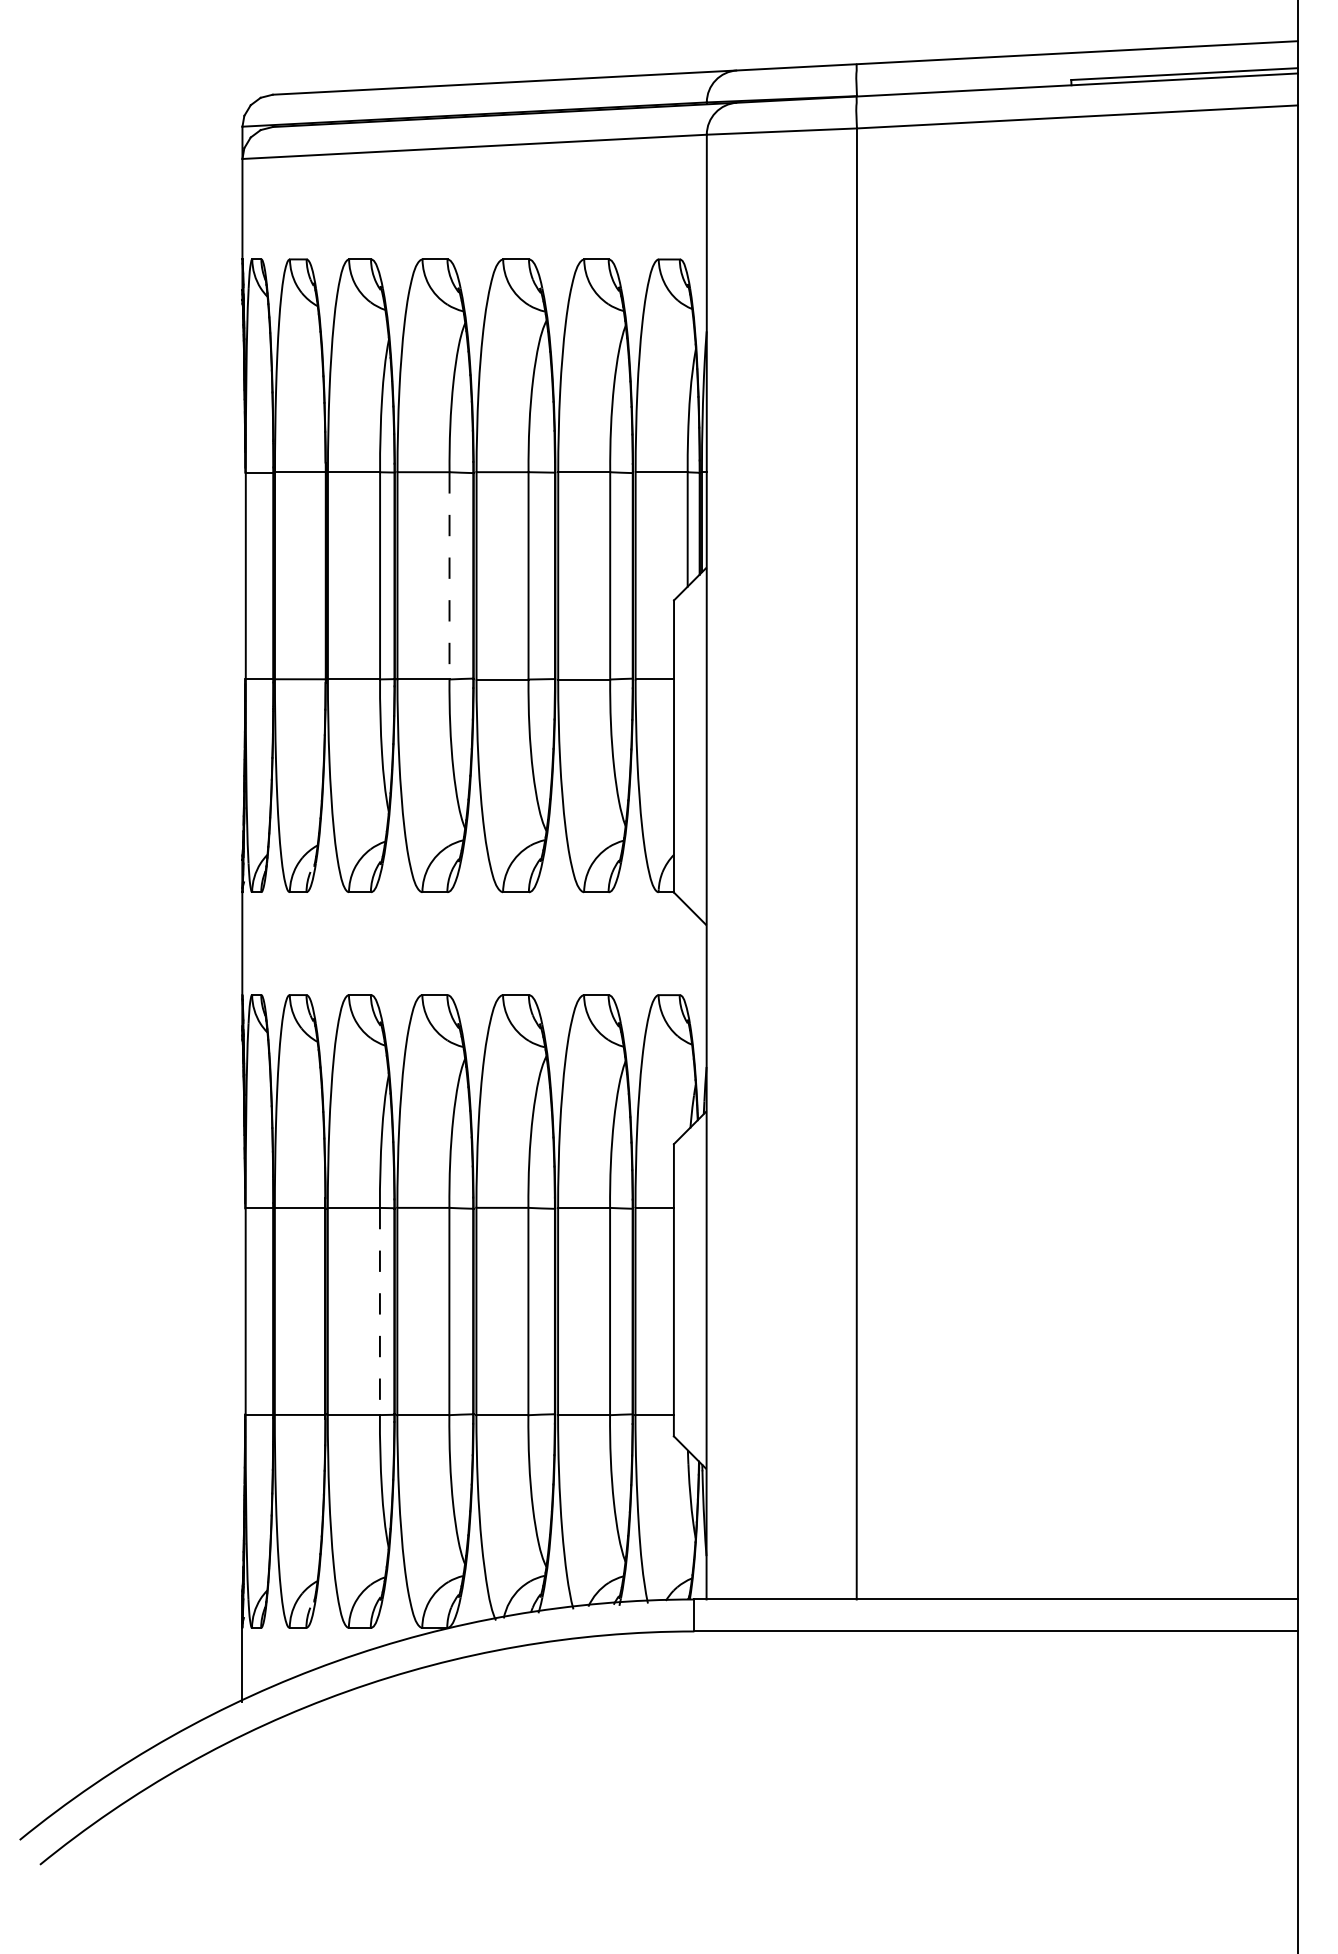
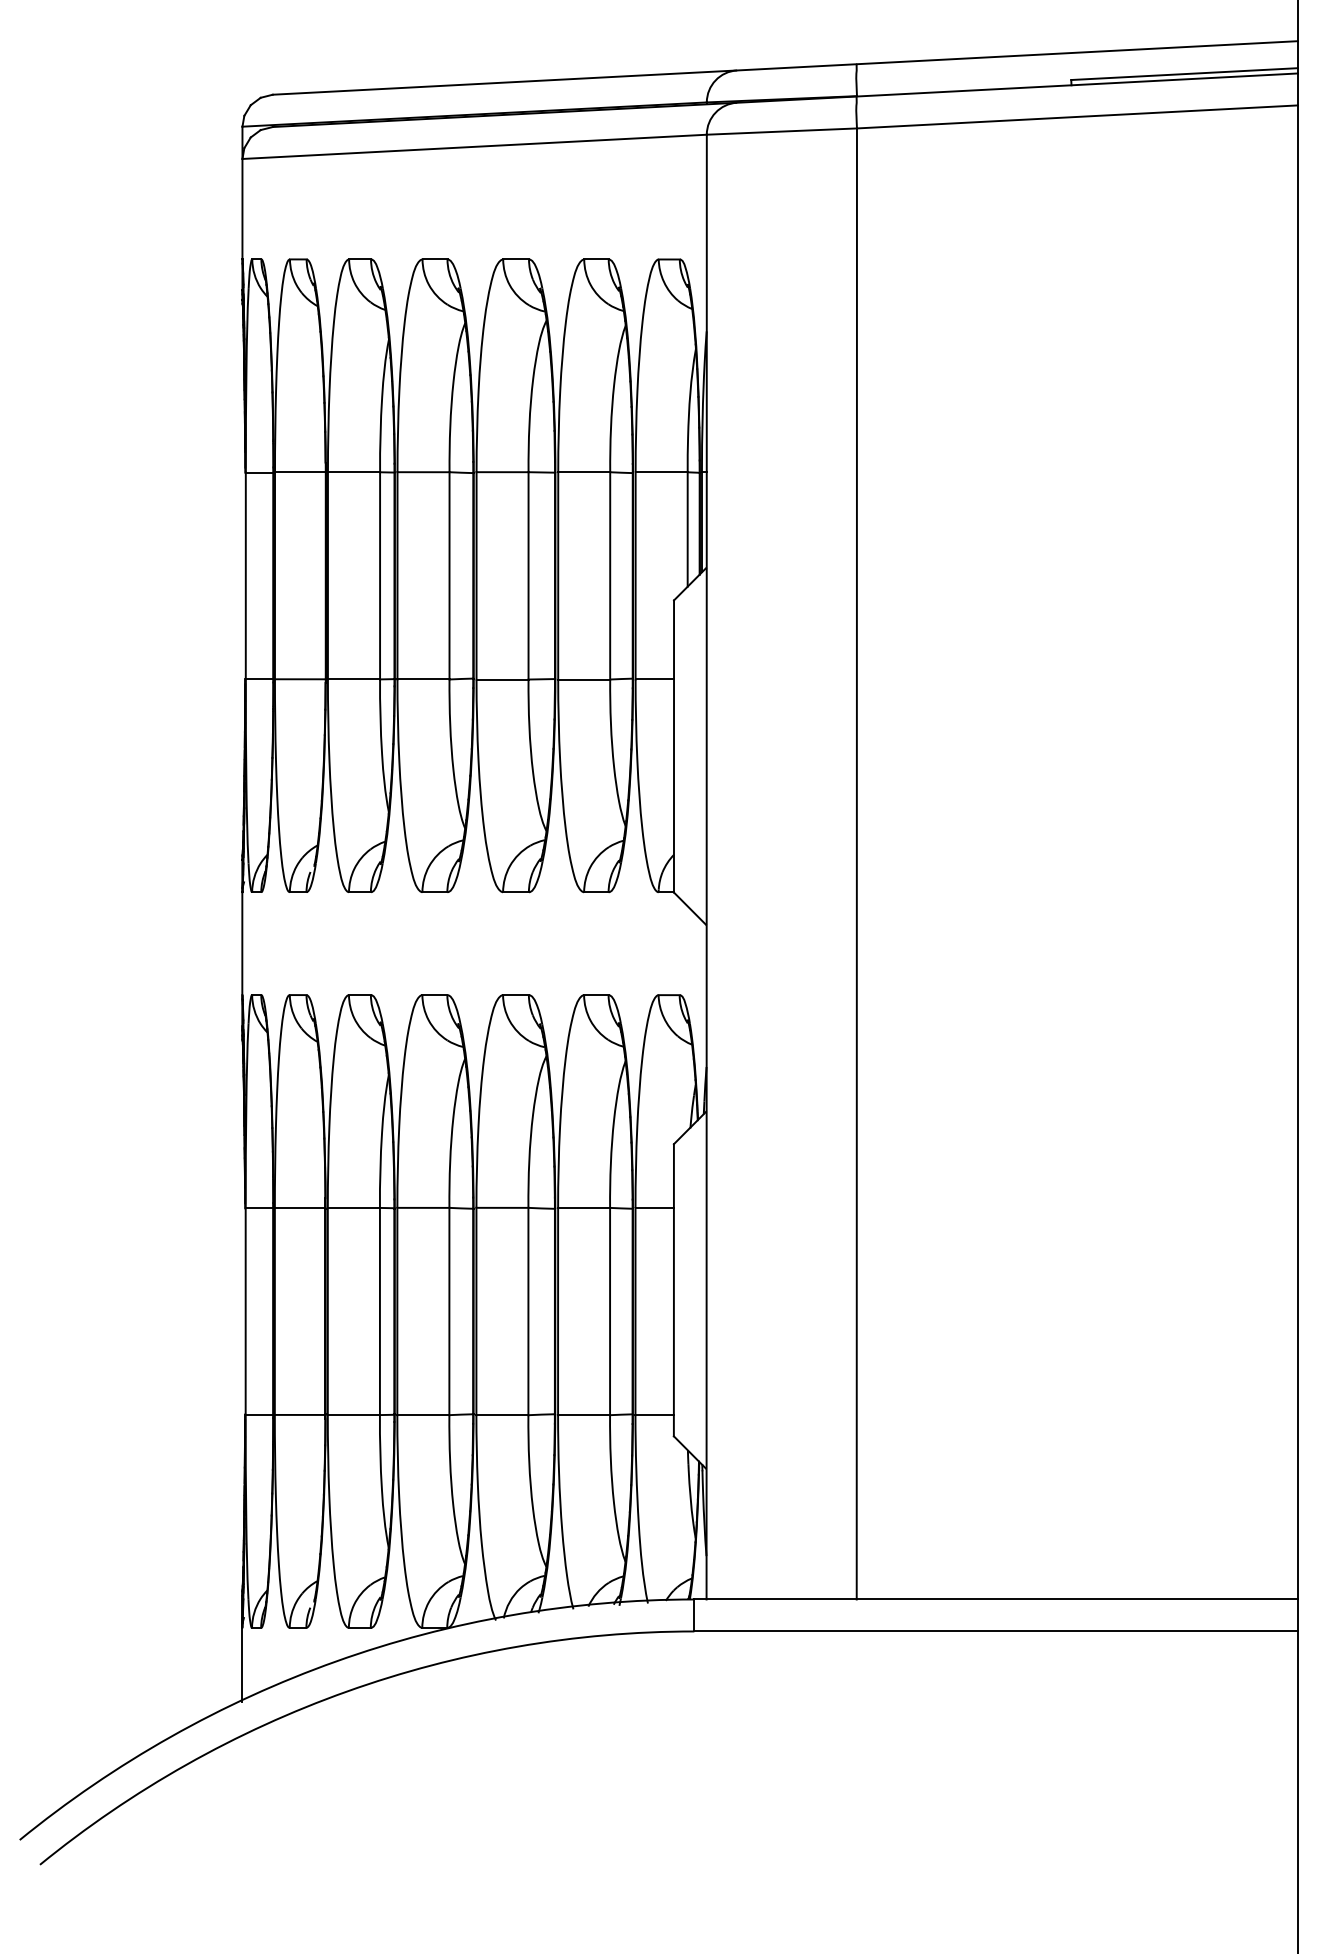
line: dashed -> solid (449, 575)
line: dashed -> solid (379, 1311)
